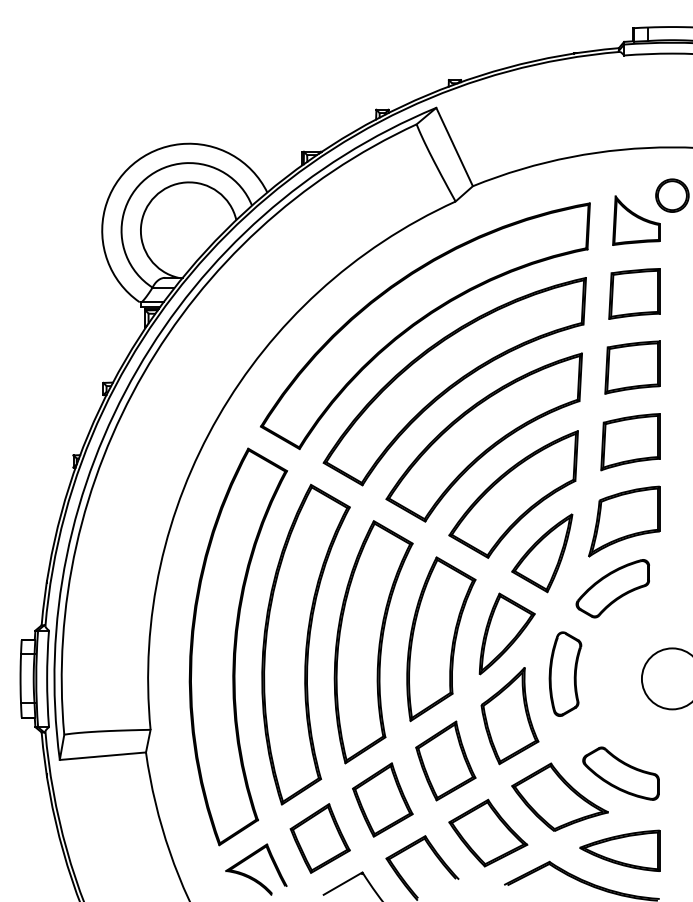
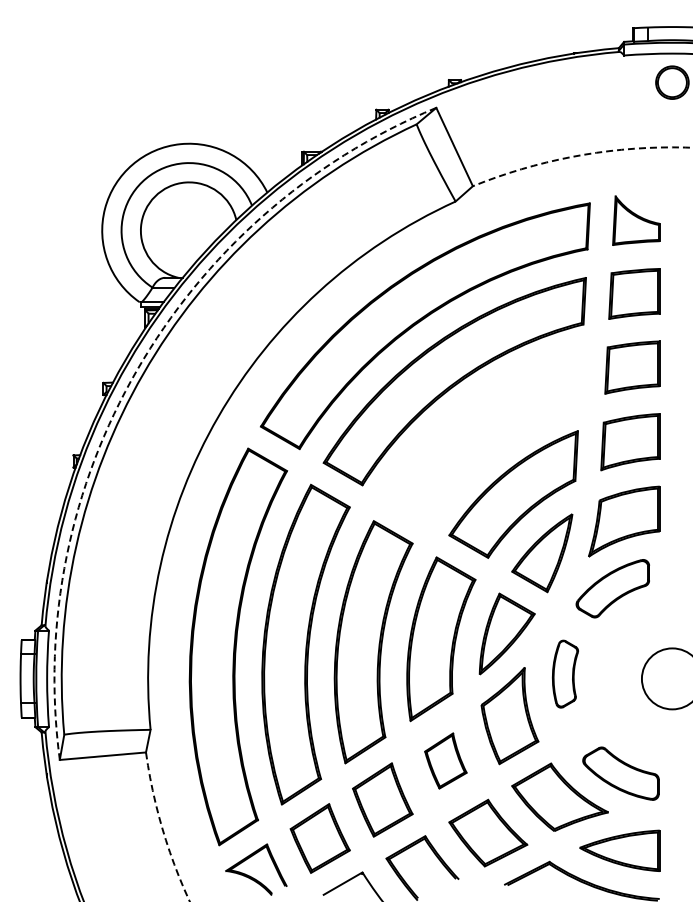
arc: solid -> dashed (581, 155)
part position: (672, 195) -> (672, 82) (672, 82)
arc: solid -> dashed (137, 369)
part: present -> none (483, 437)
part size: 35x86 px -> 27x70 px (565, 673)
part size: 62x82 px -> 44x58 px (445, 760)
arc: solid -> dashed (162, 828)
